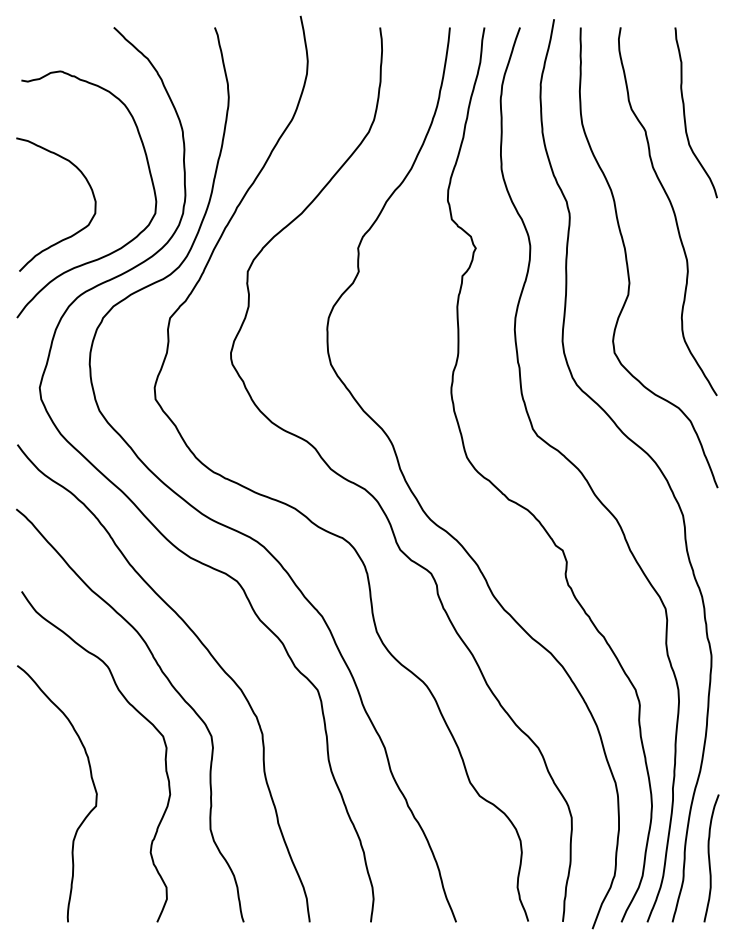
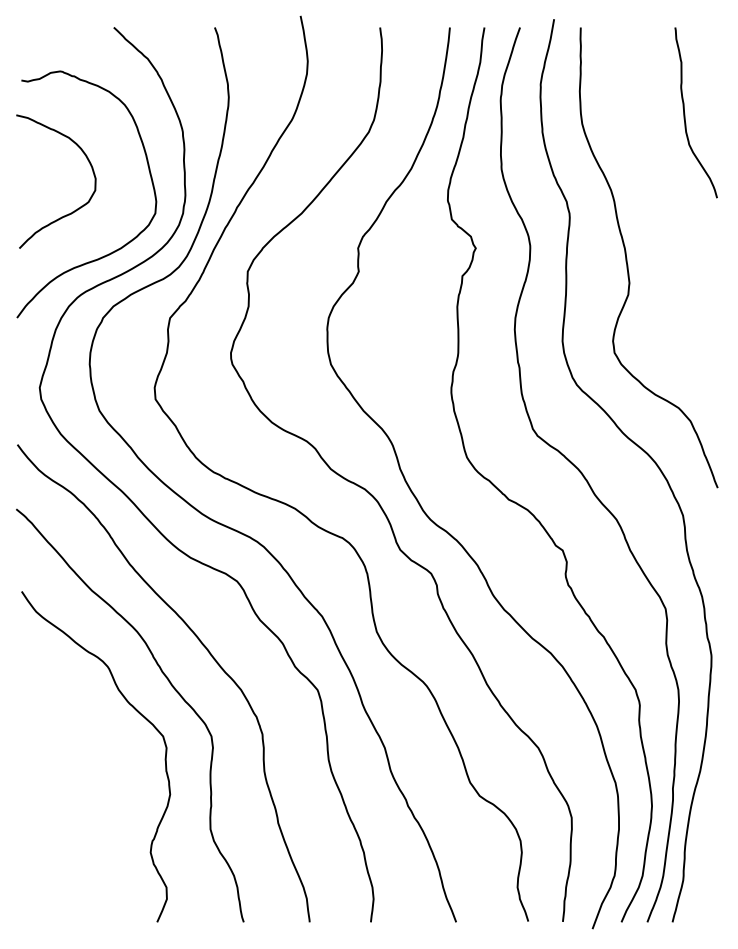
curve: present -> none (671, 208)
curve position: (75, 232) -> (75, 209) (75, 209)
curve: present -> none (85, 816)
curve: present -> none (710, 858)
